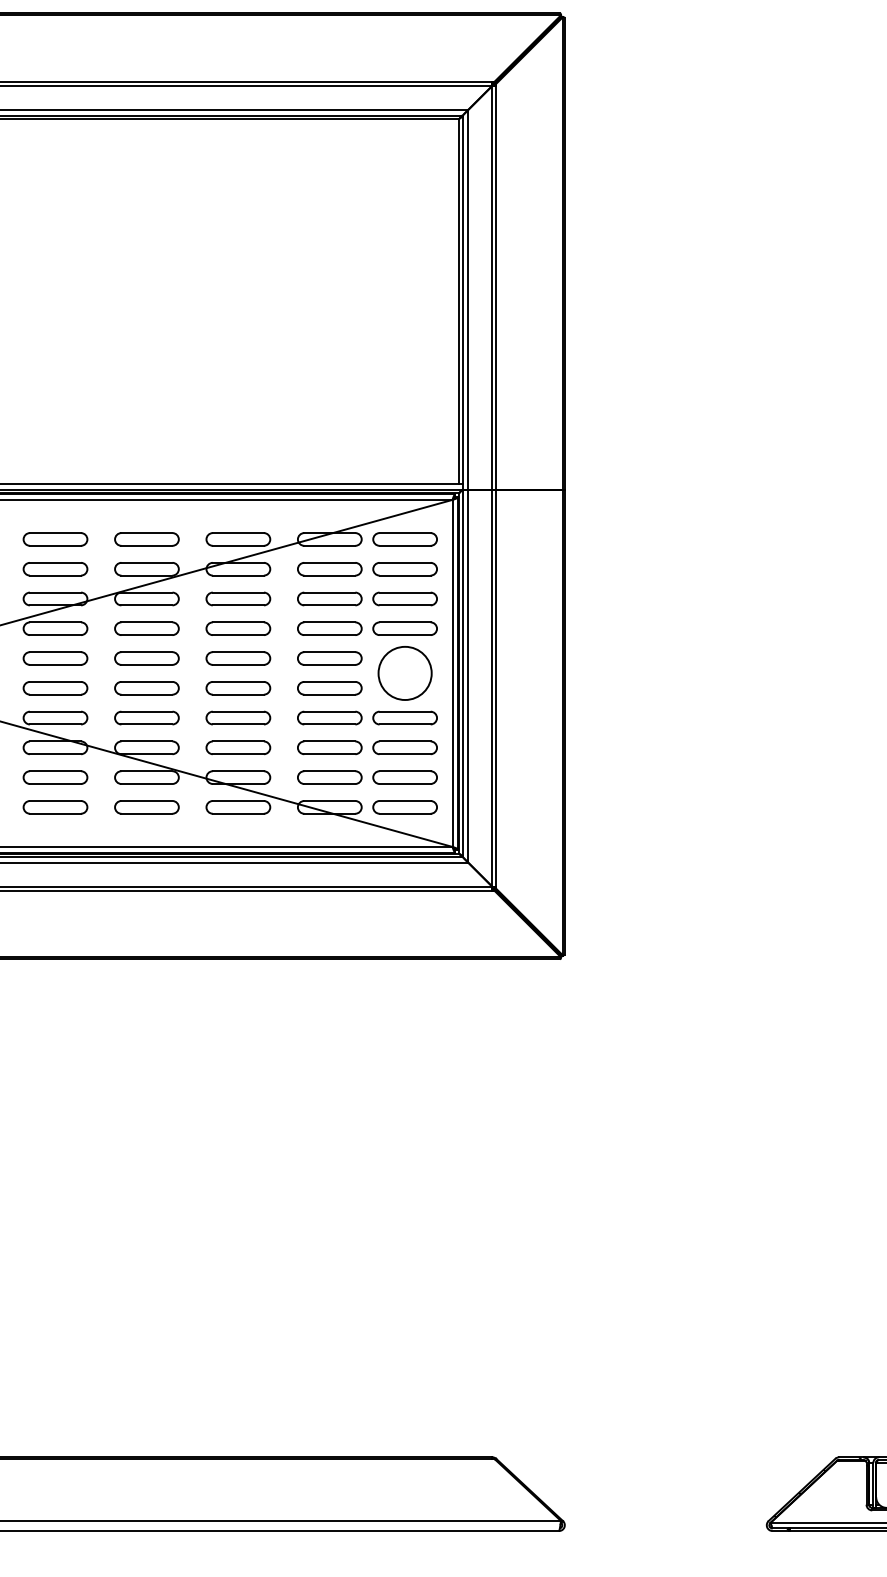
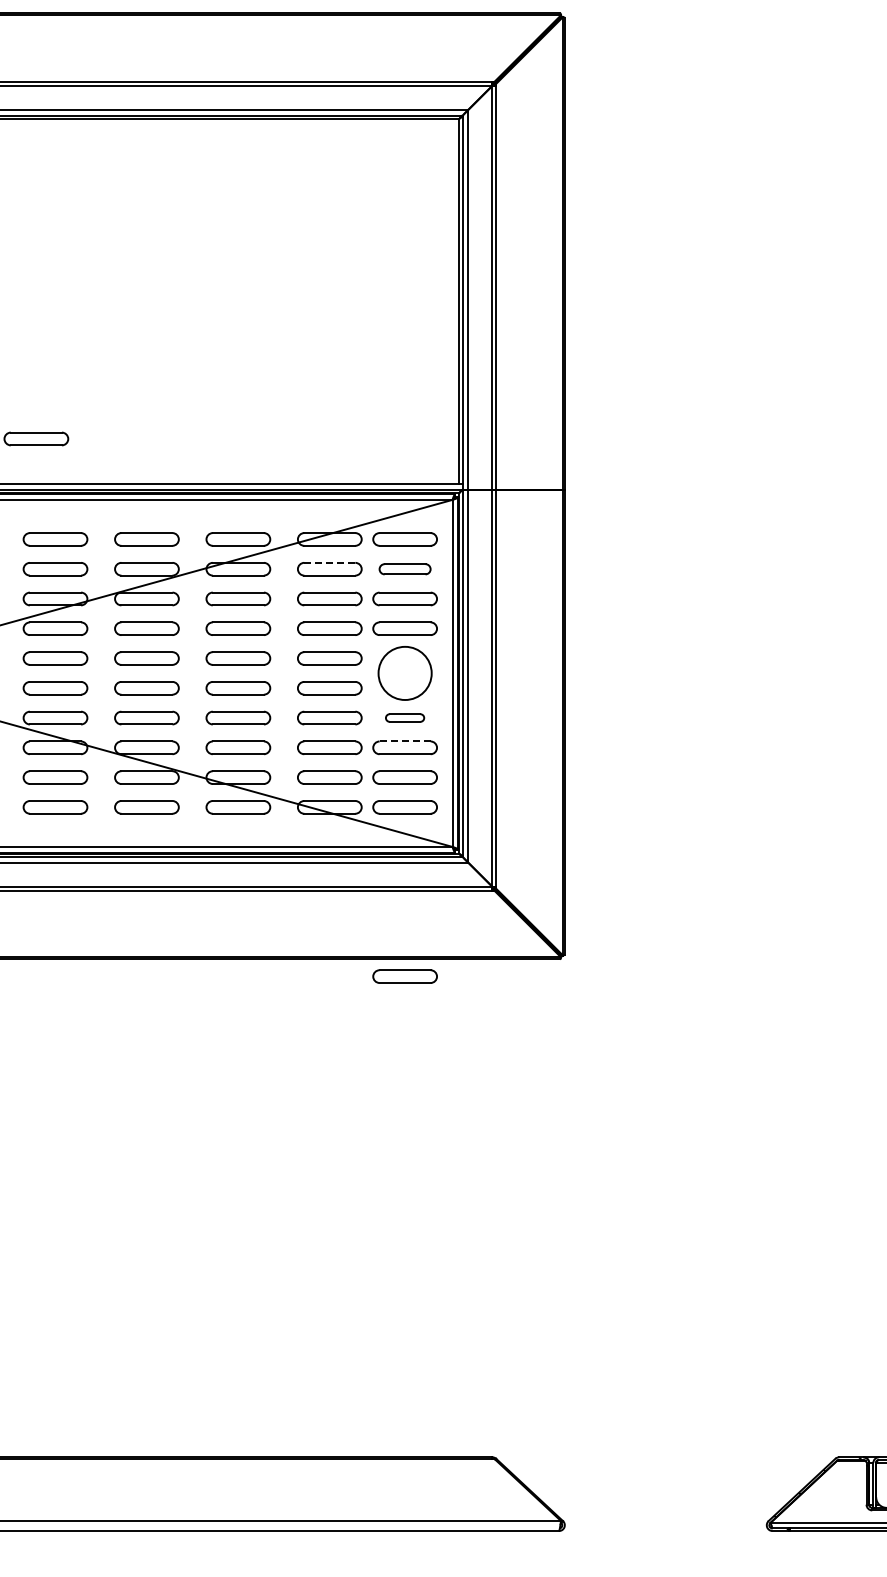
part: none -> present (36, 438)
line: solid -> dashed (329, 562)
part size: 66x15 px -> 54x13 px (404, 569)
part size: 66x16 px -> 41x10 px (405, 717)
line: solid -> dashed (405, 741)
part: none -> present (404, 976)
